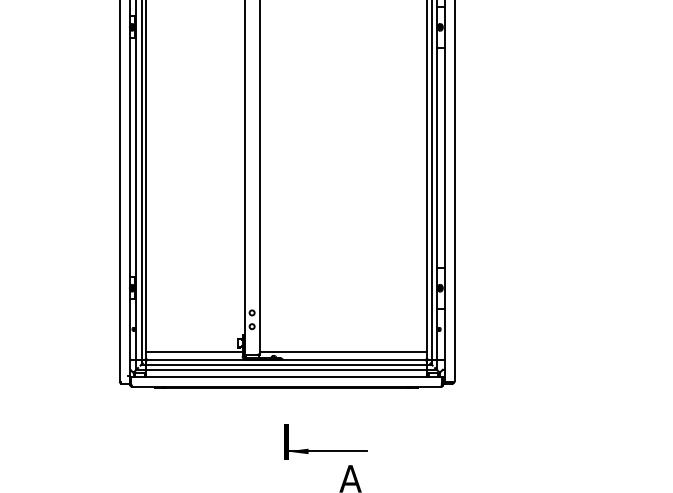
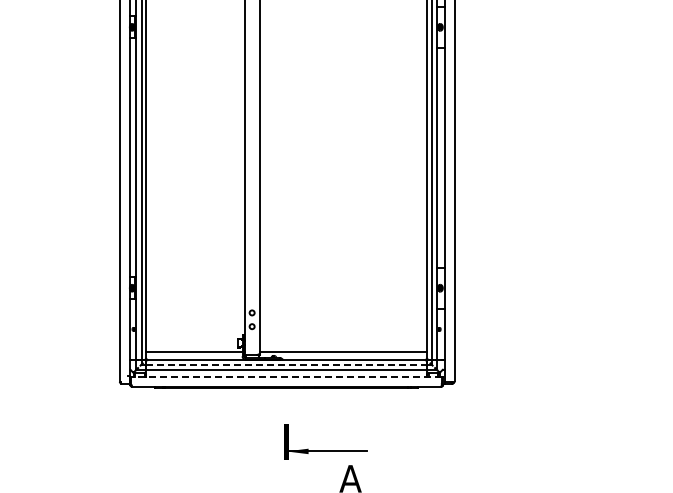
line: solid -> dashed (286, 364)
line: solid -> dashed (286, 376)
